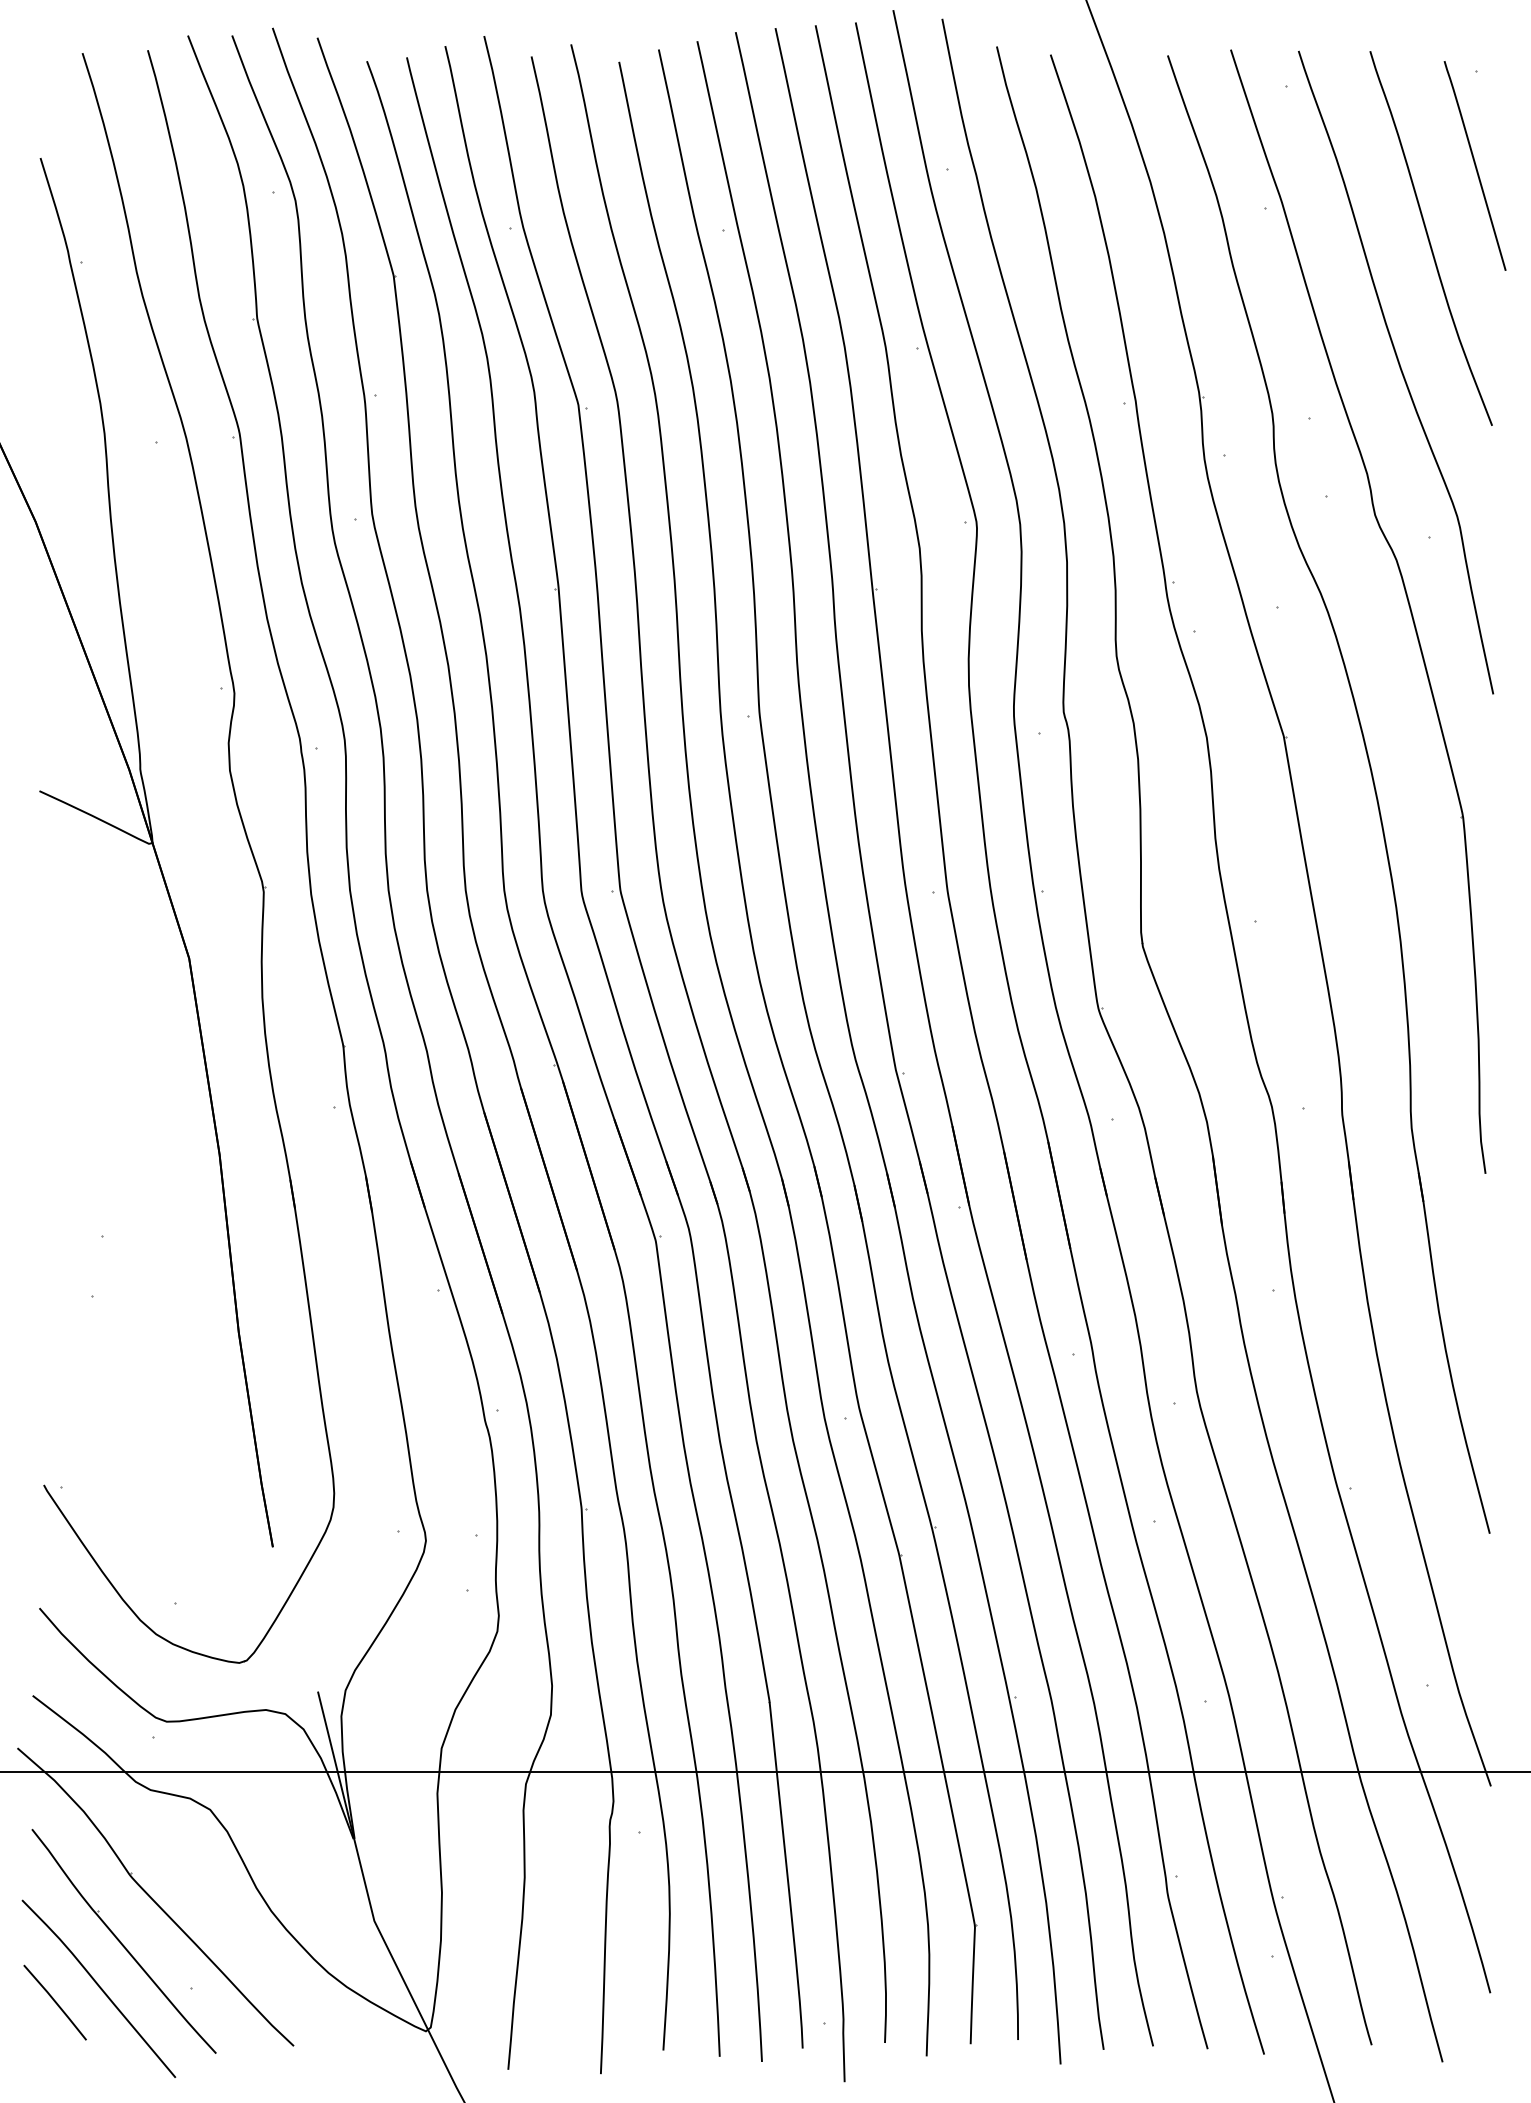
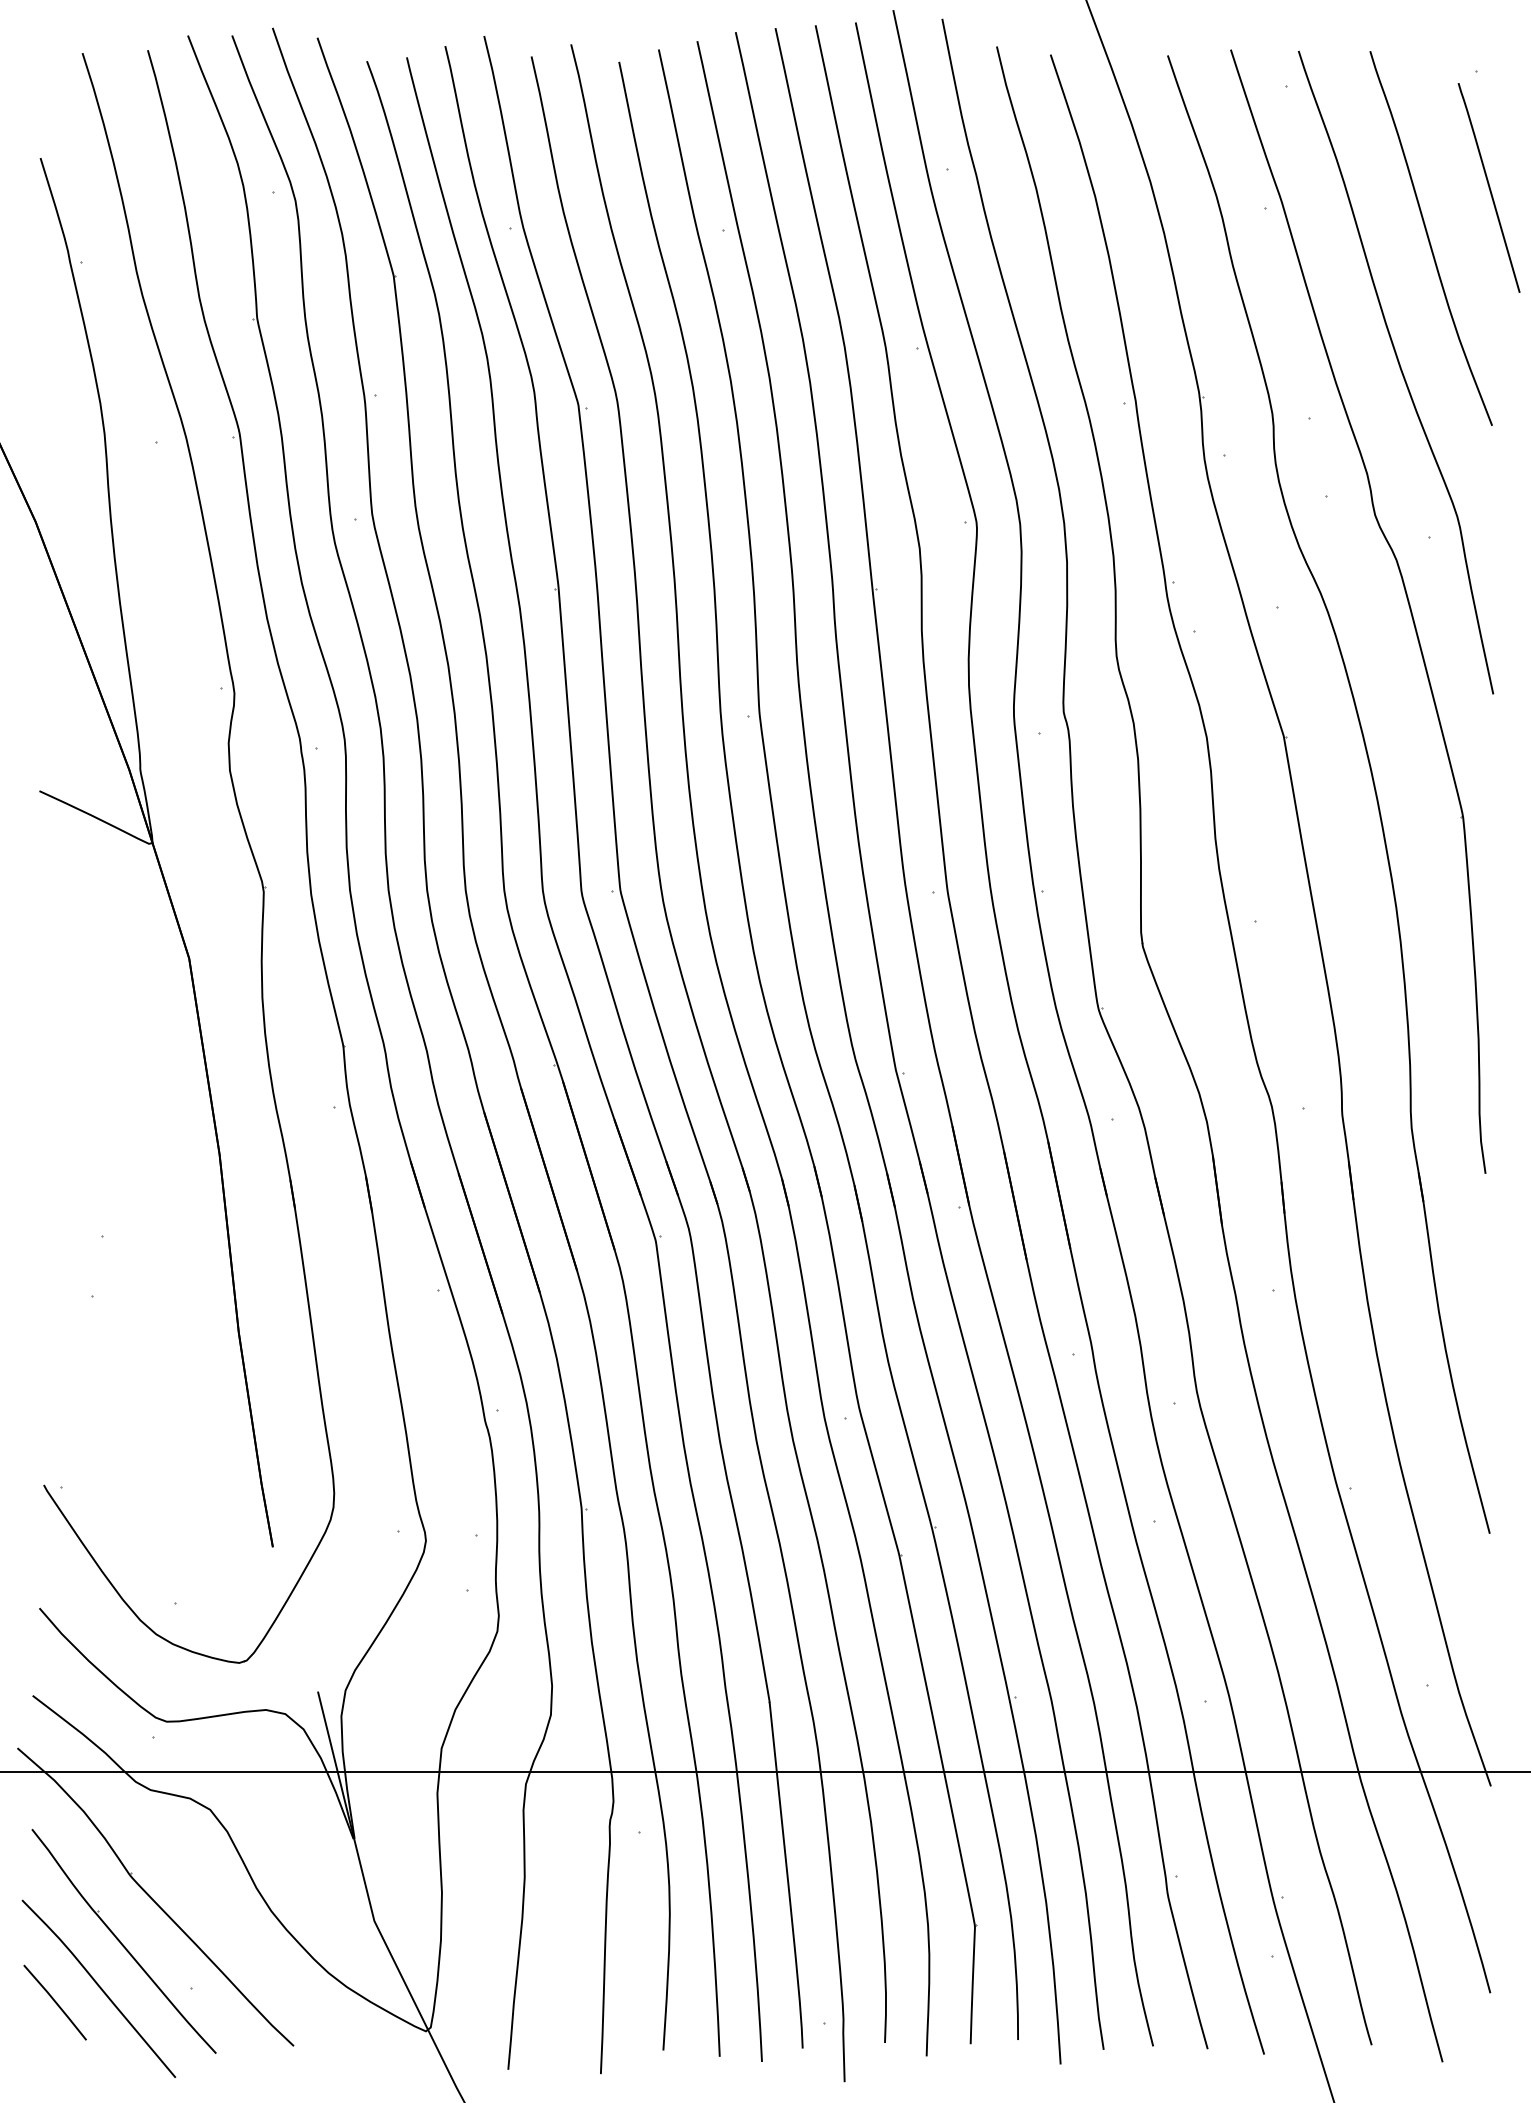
curve position: (1474, 165) -> (1488, 187) (1488, 187)
